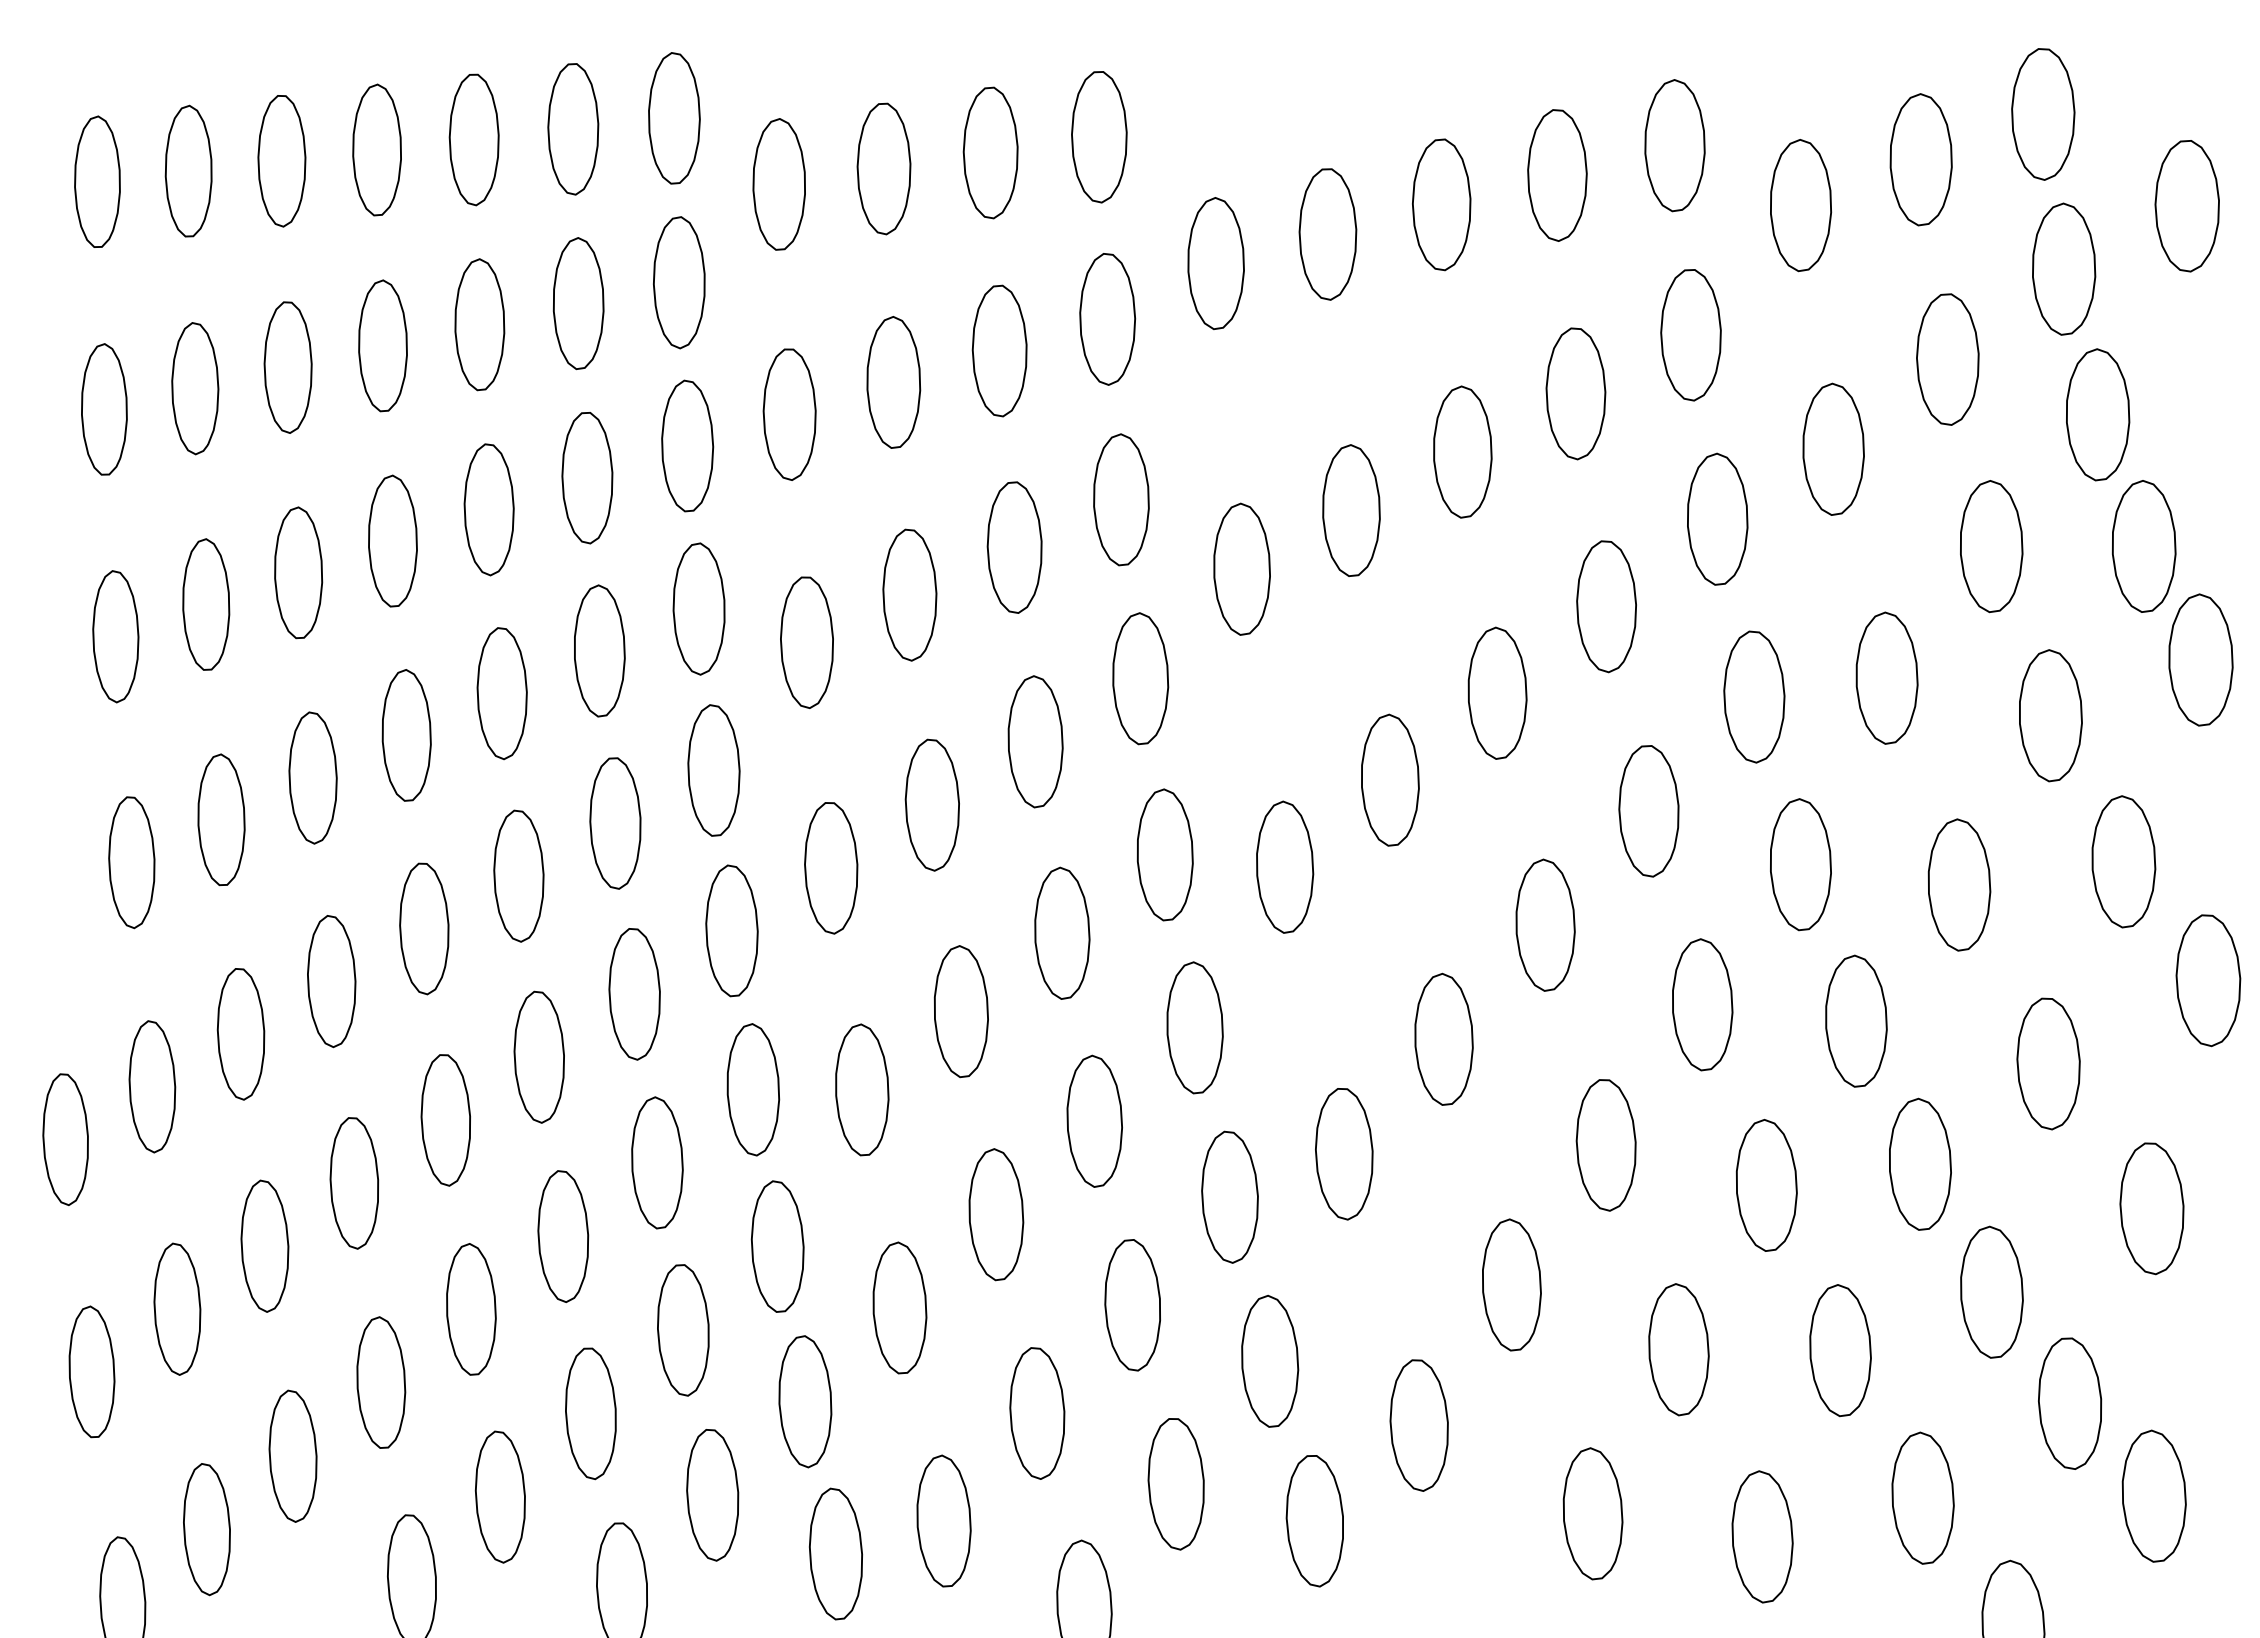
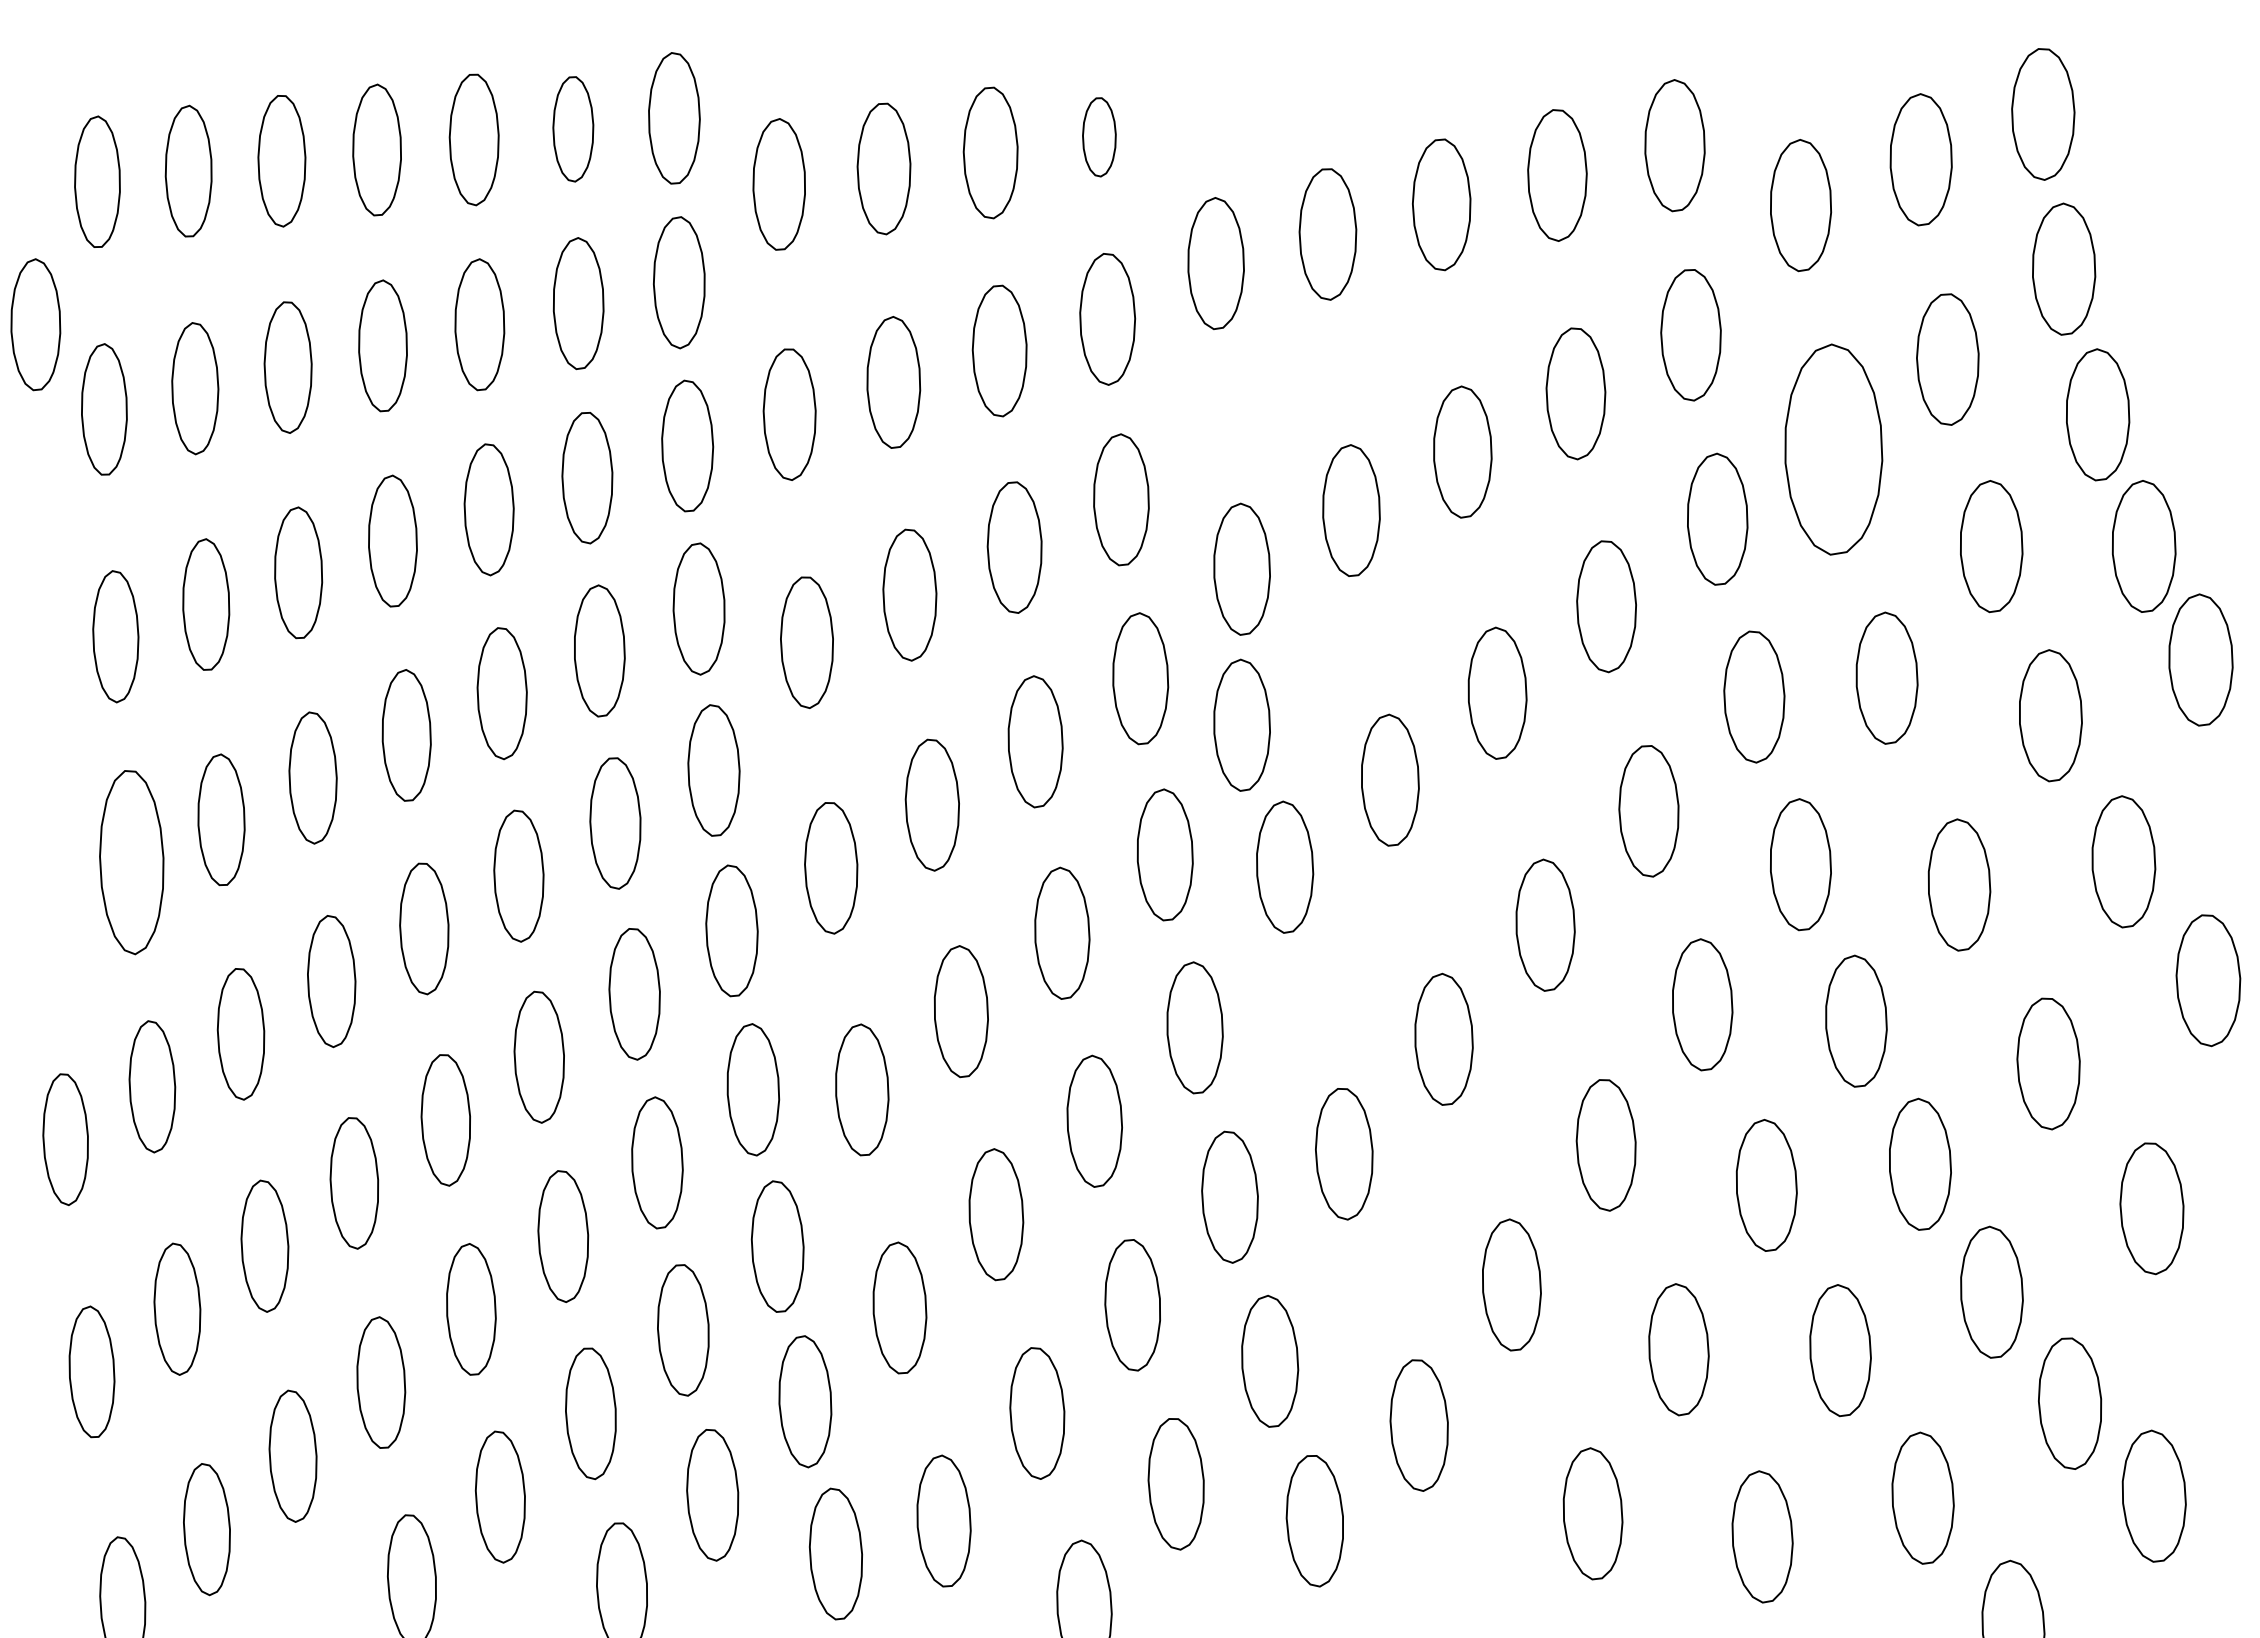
part size: 53x133 px -> 43x107 px (573, 129)
part size: 57x133 px -> 35x81 px (1099, 137)
part: present -> none (2186, 206)
part: none -> present (35, 324)
part size: 63x134 px -> 100x213 px (1833, 449)
part: none -> present (1241, 724)
part size: 48x134 px -> 66x186 px (131, 862)
